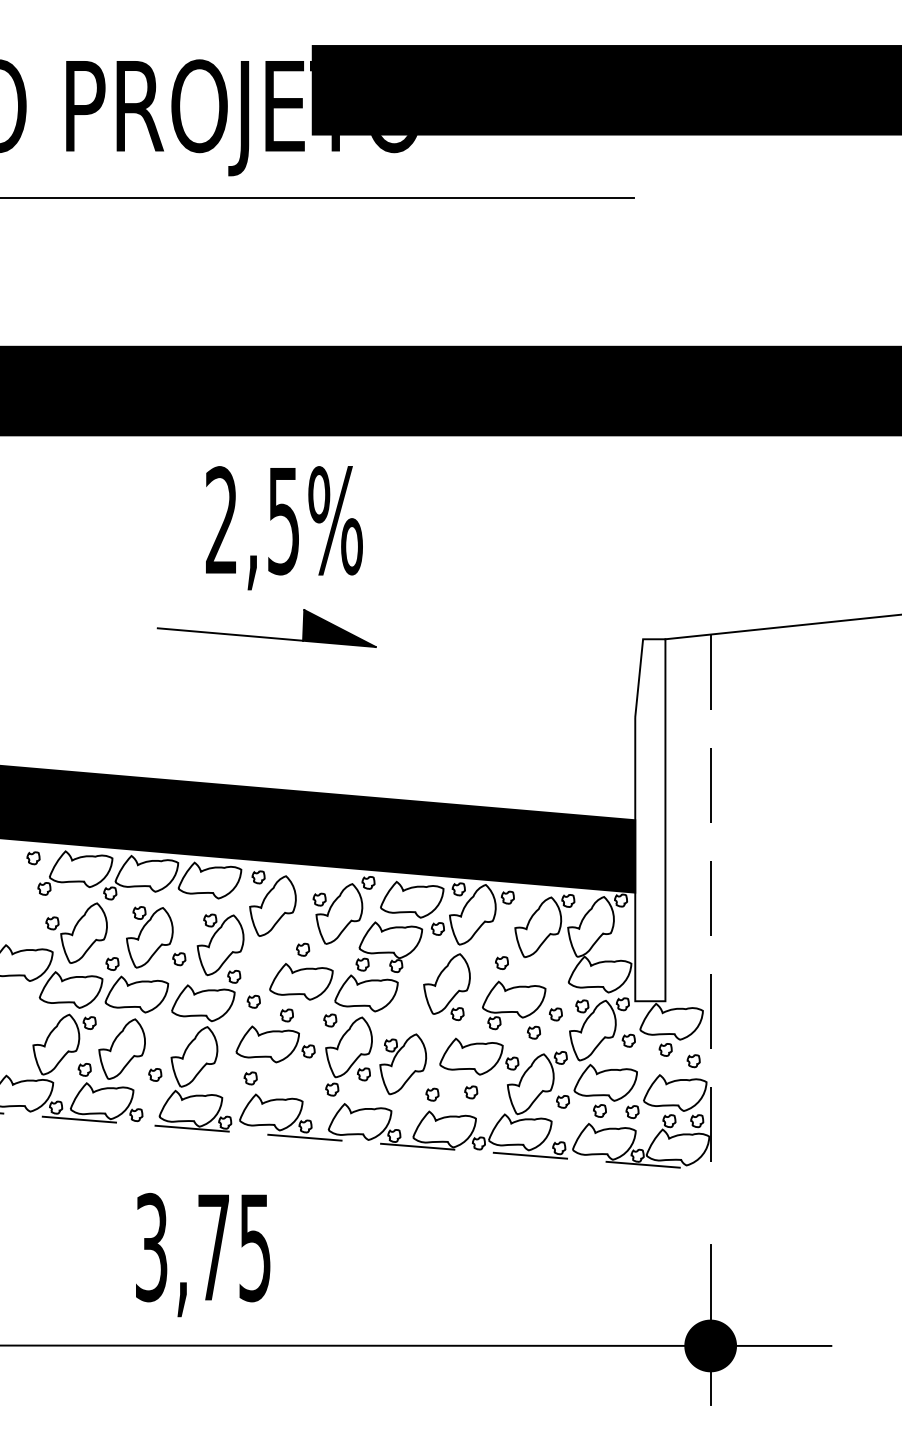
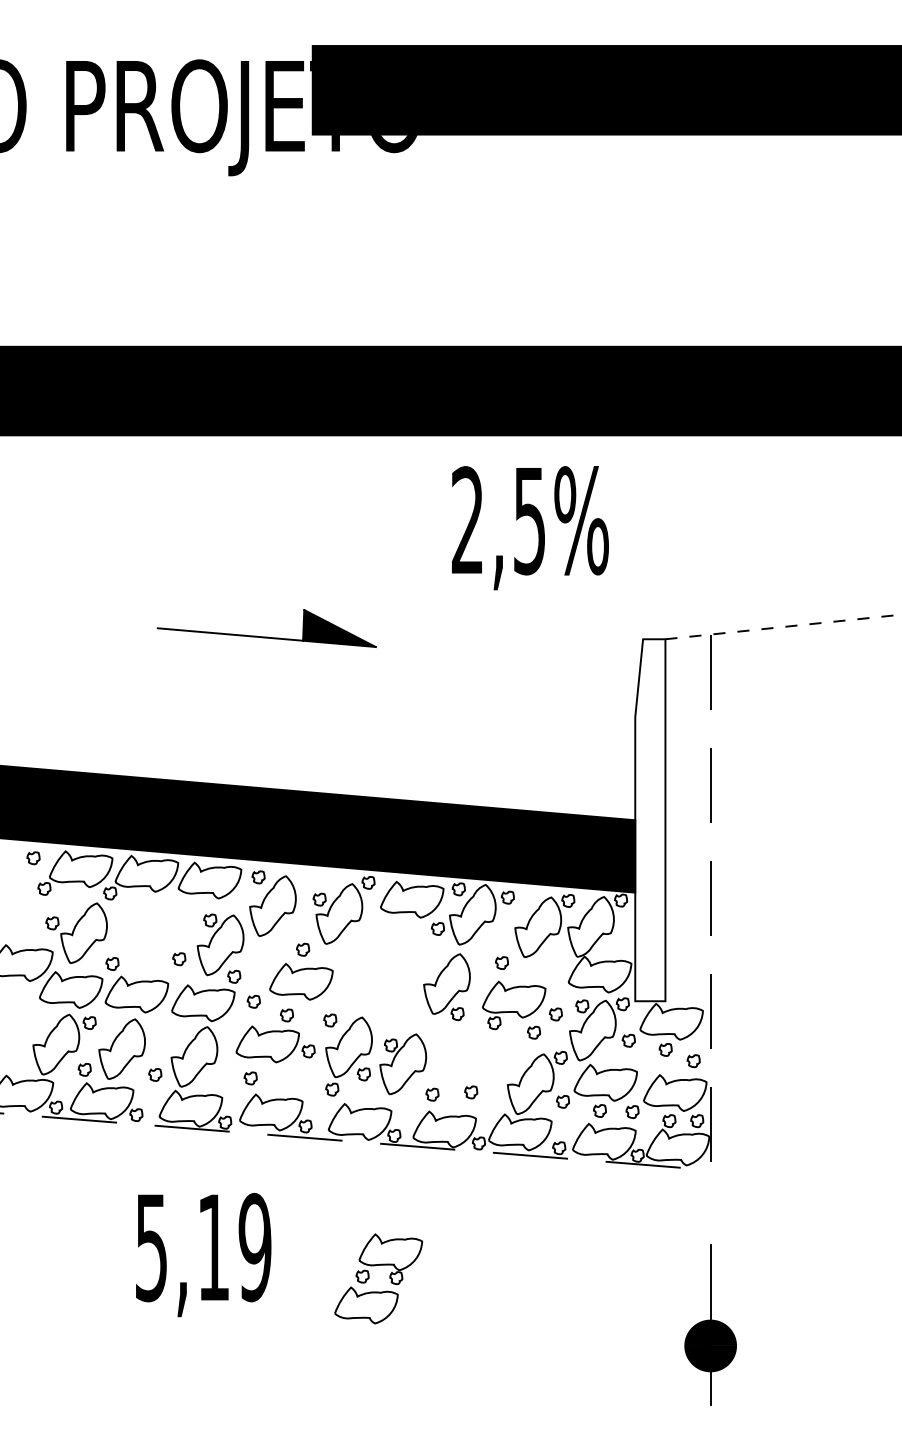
line: present -> none (317, 197)
text position: (284, 528) -> (530, 528) (530, 528)
line: solid -> dashed (783, 626)
part: present -> none (149, 937)
part position: (369, 966) -> (369, 1278) (369, 1278)
part: present -> none (479, 1056)
text: 3,75 -> 5,19 (203, 1247)
line: present -> none (416, 1345)
